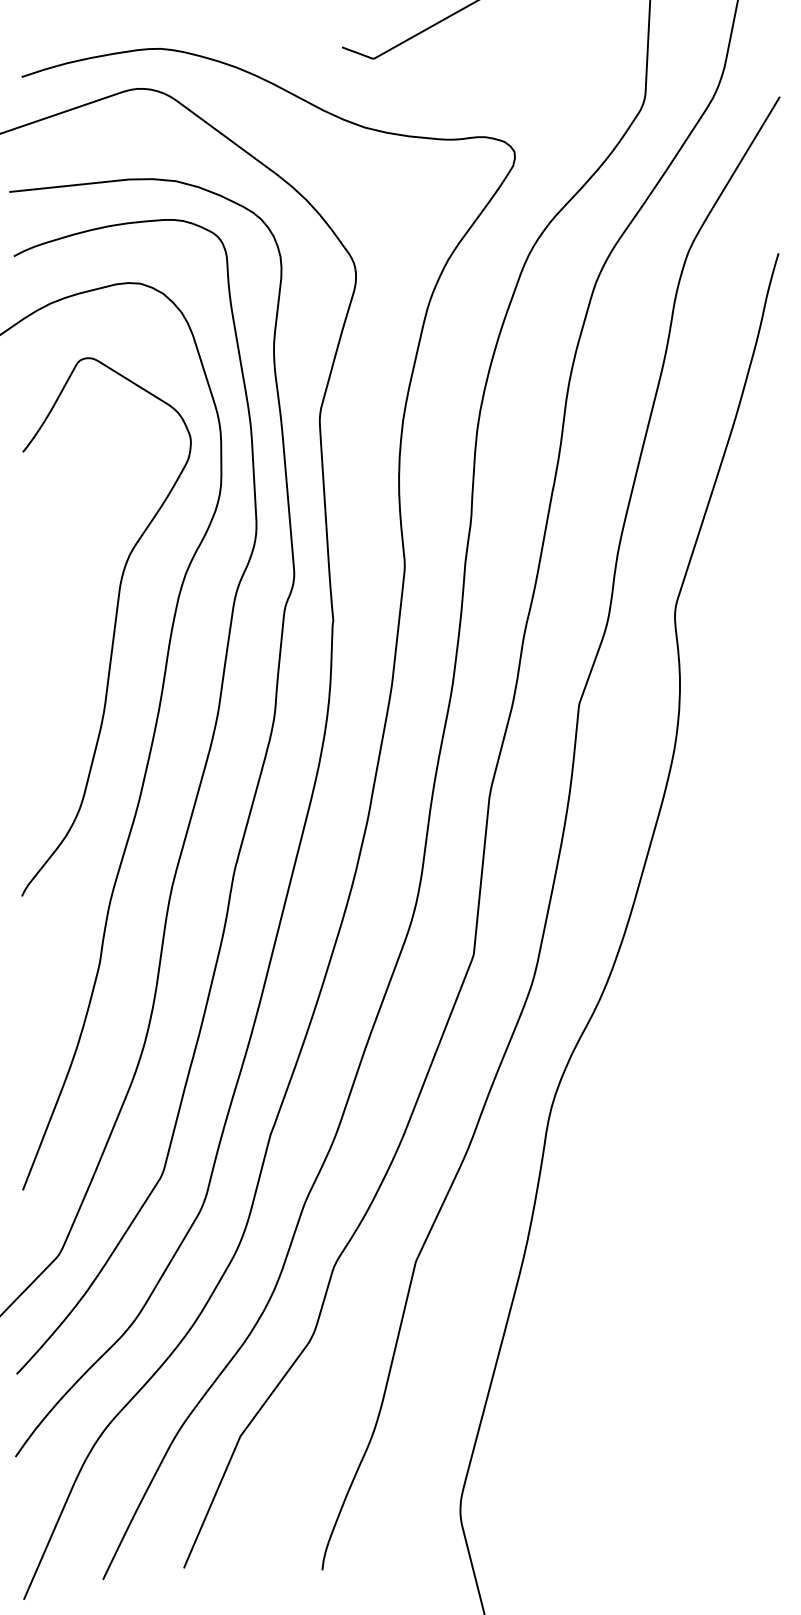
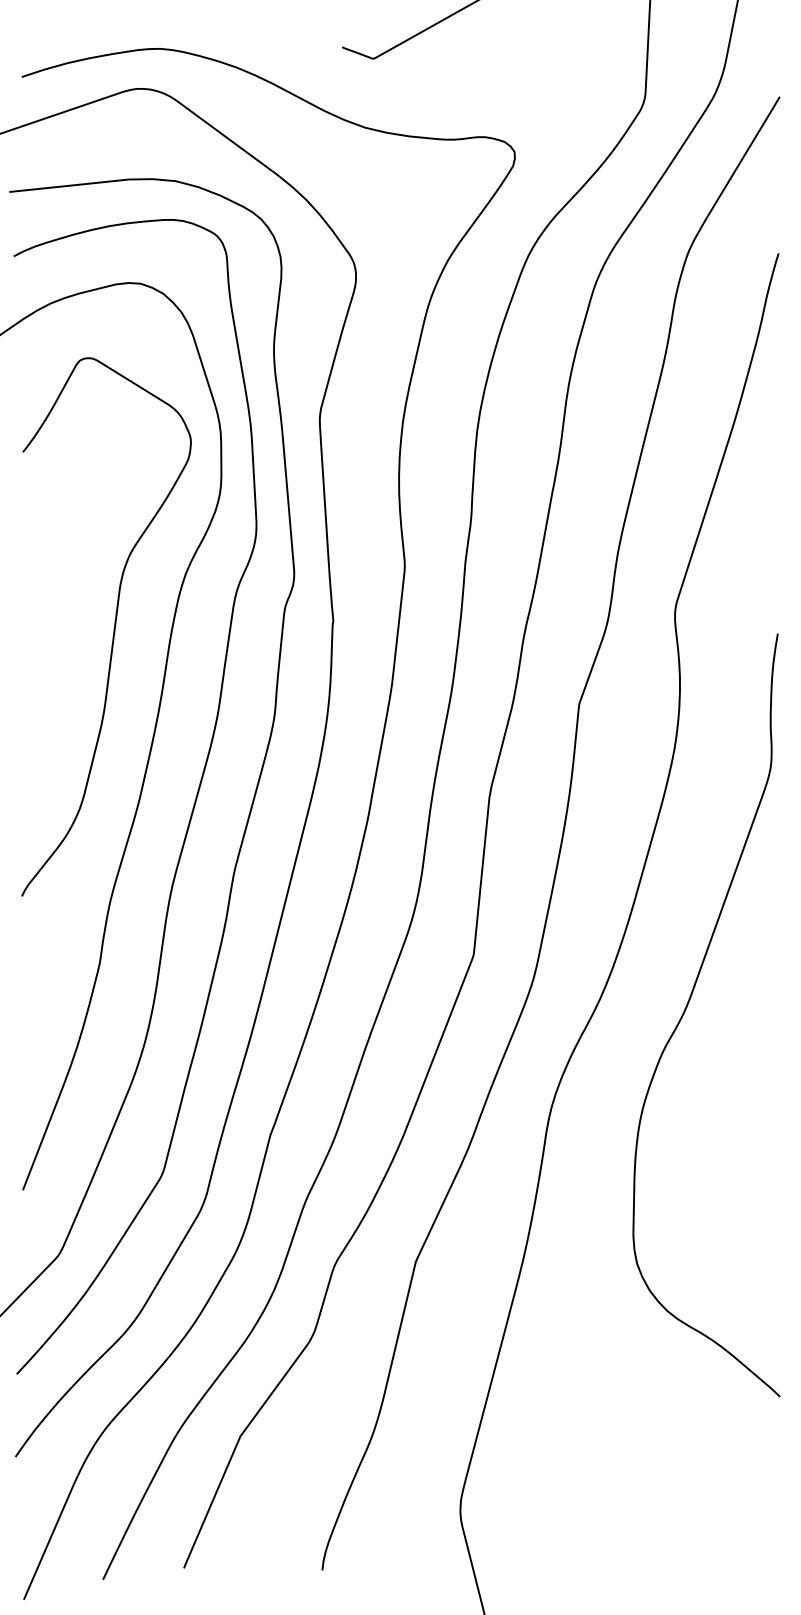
curve: none -> present (688, 1005)
